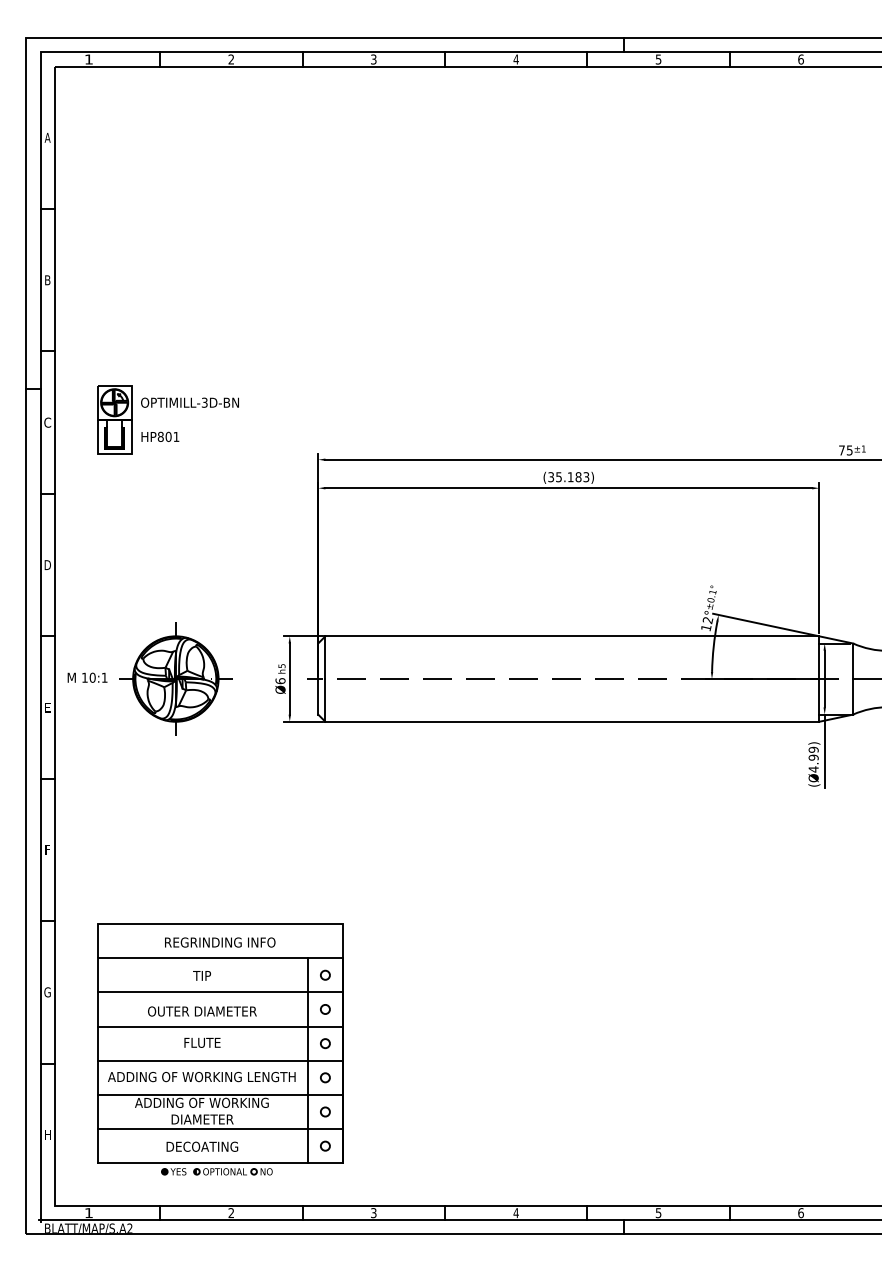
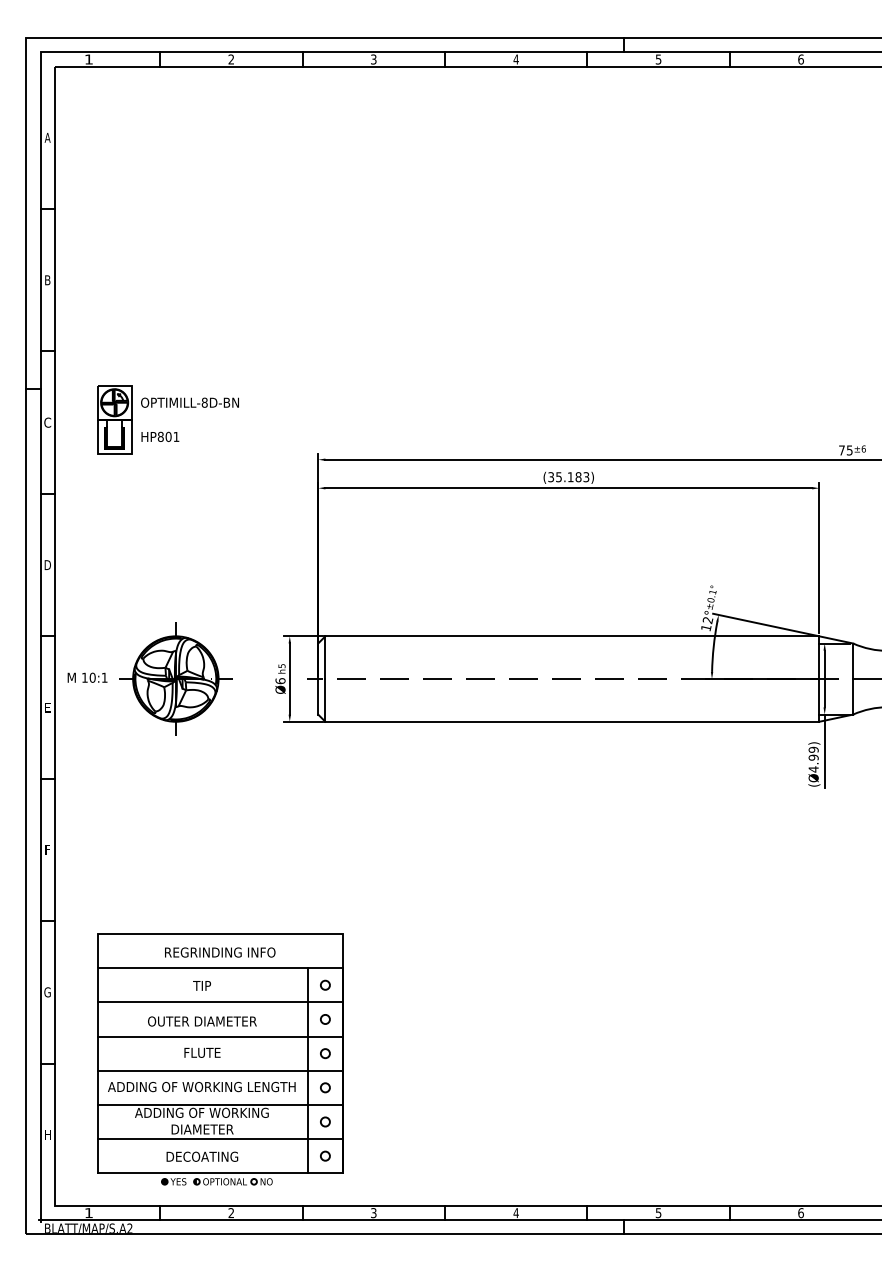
text: OPTIMILL-3D-BN -> OPTIMILL-8D-BN (204, 402)
text: ±1 -> ±6 (863, 448)
part position: (220, 1049) -> (220, 1059) (220, 1059)
